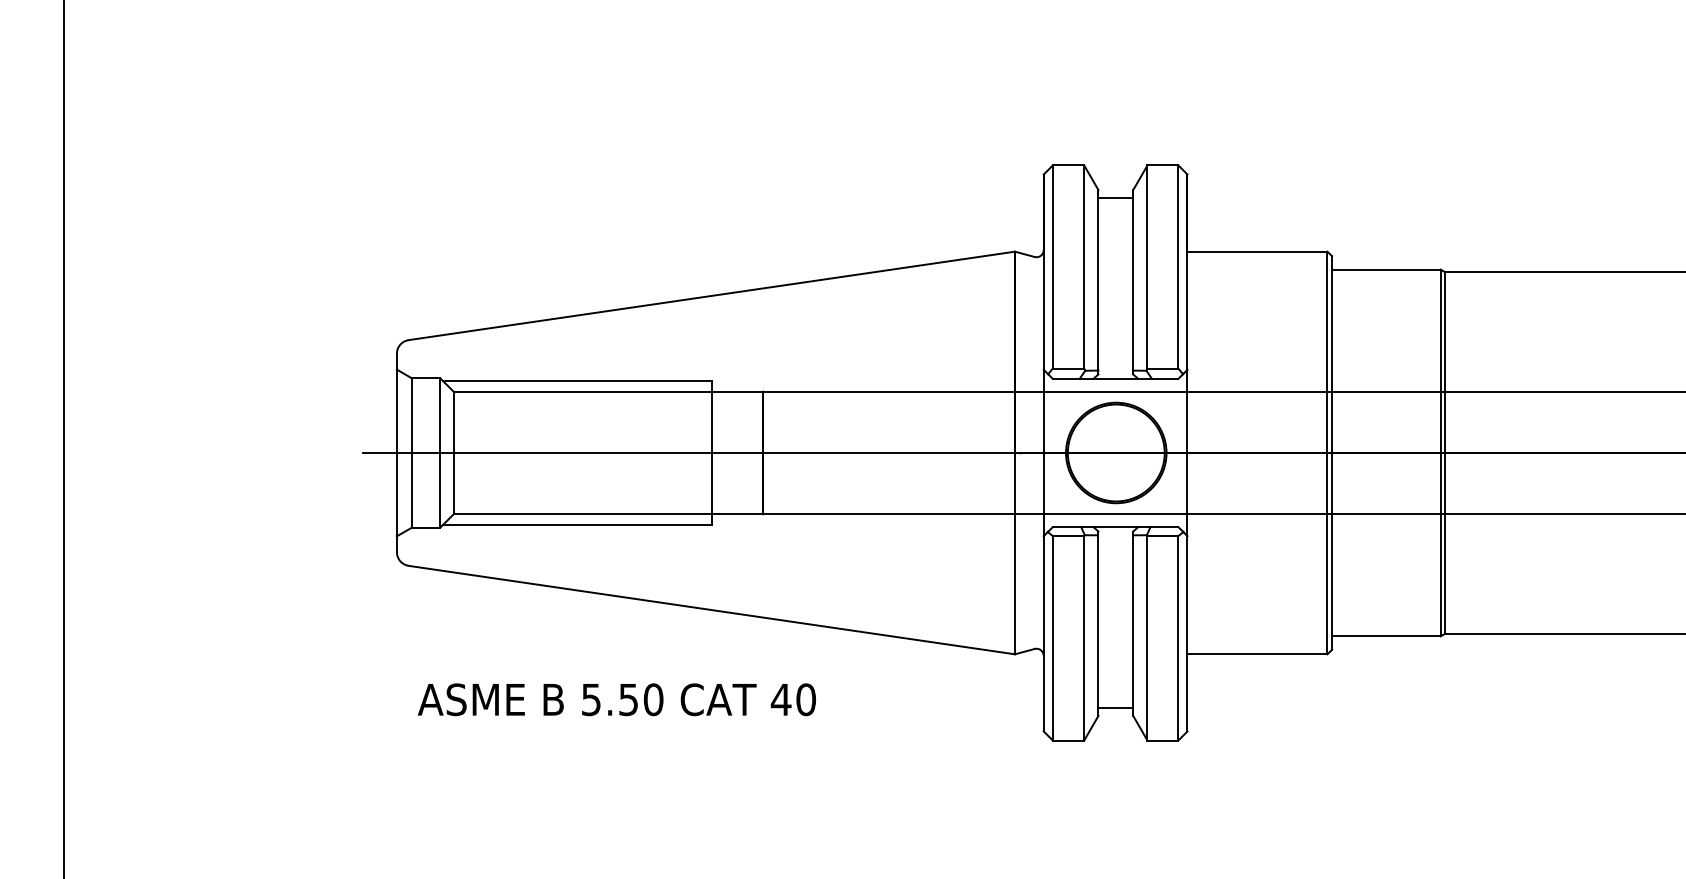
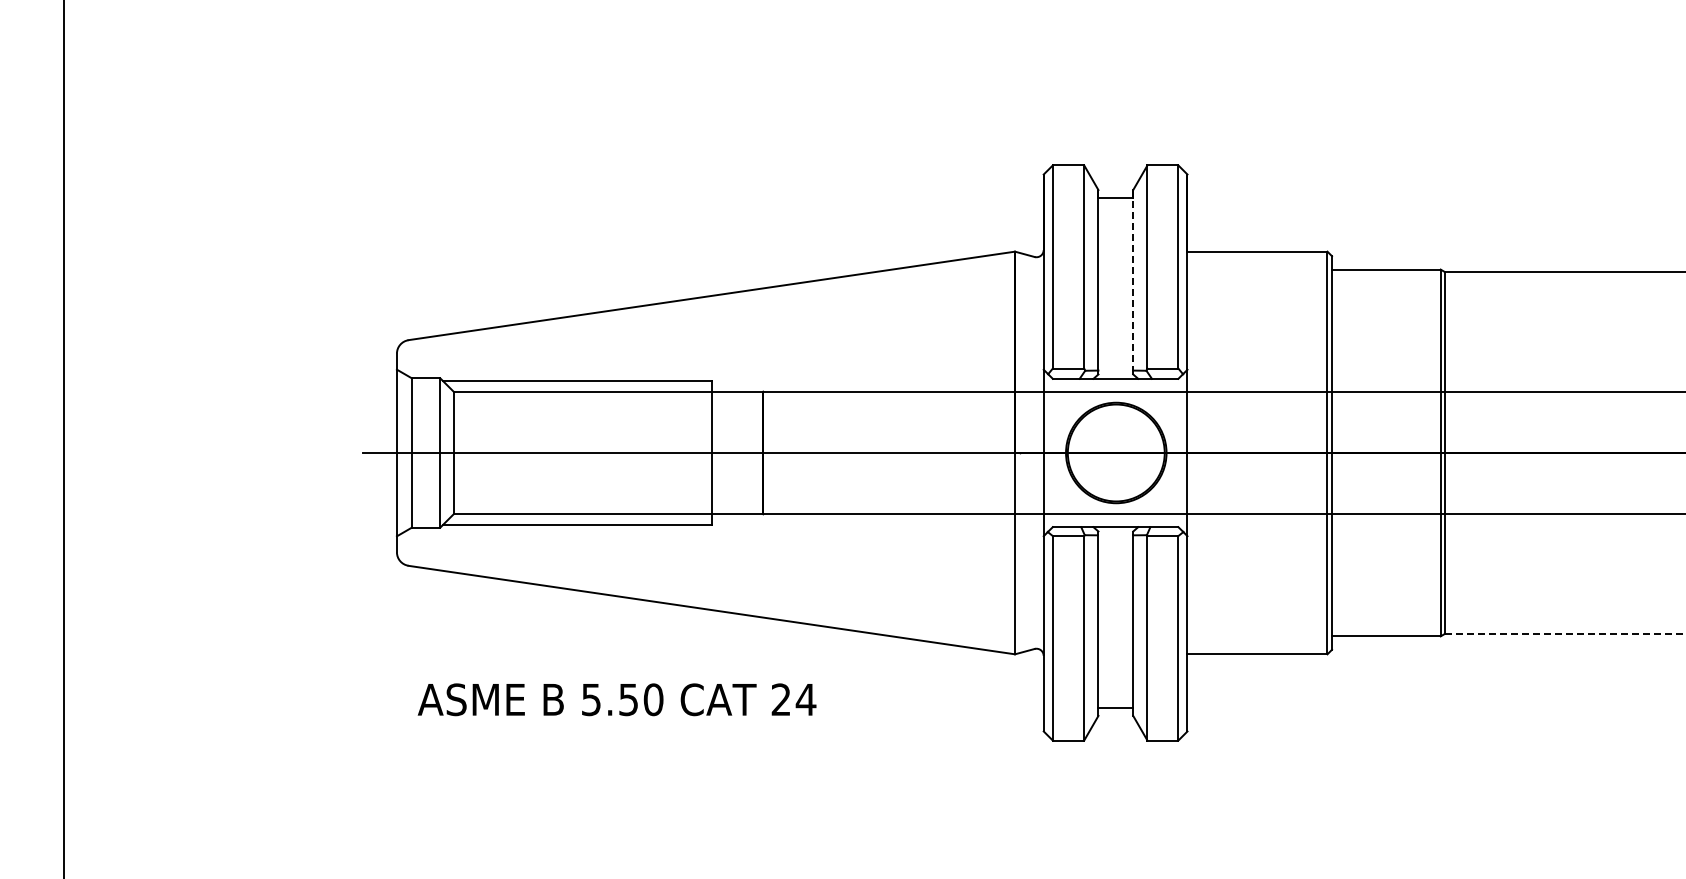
line: solid -> dashed (1133, 280)
line: solid -> dashed (1565, 634)
text: 40 -> 24 (793, 699)
